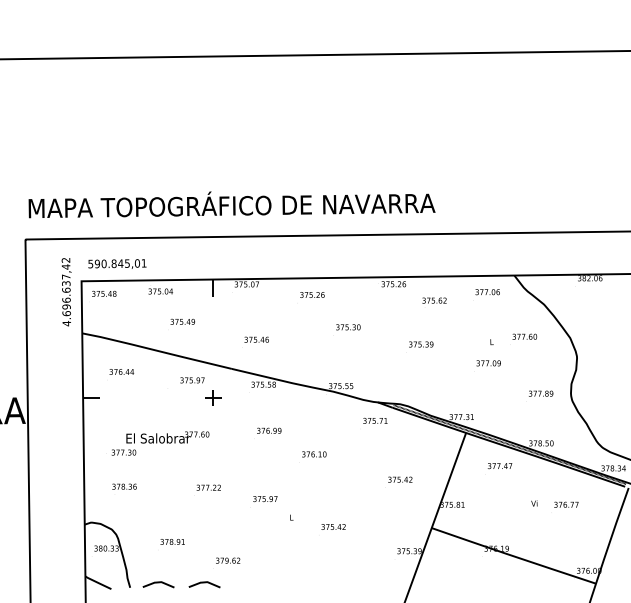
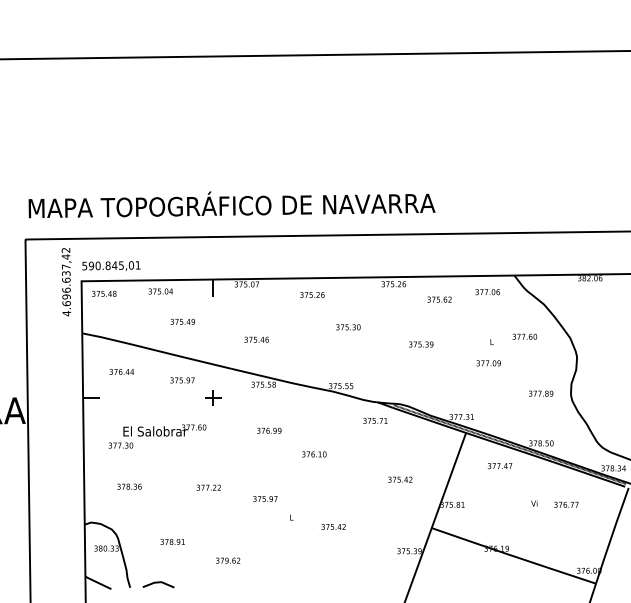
text position: (117, 263) -> (111, 265) (111, 265)
text position: (66, 292) -> (66, 282) (66, 282)
text position: (434, 300) -> (439, 299) (439, 299)
text position: (192, 380) -> (182, 380) (182, 380)
text position: (160, 443) -> (157, 436) (157, 436)
text position: (124, 486) -> (129, 486) (129, 486)
curve: present -> none (204, 583)
